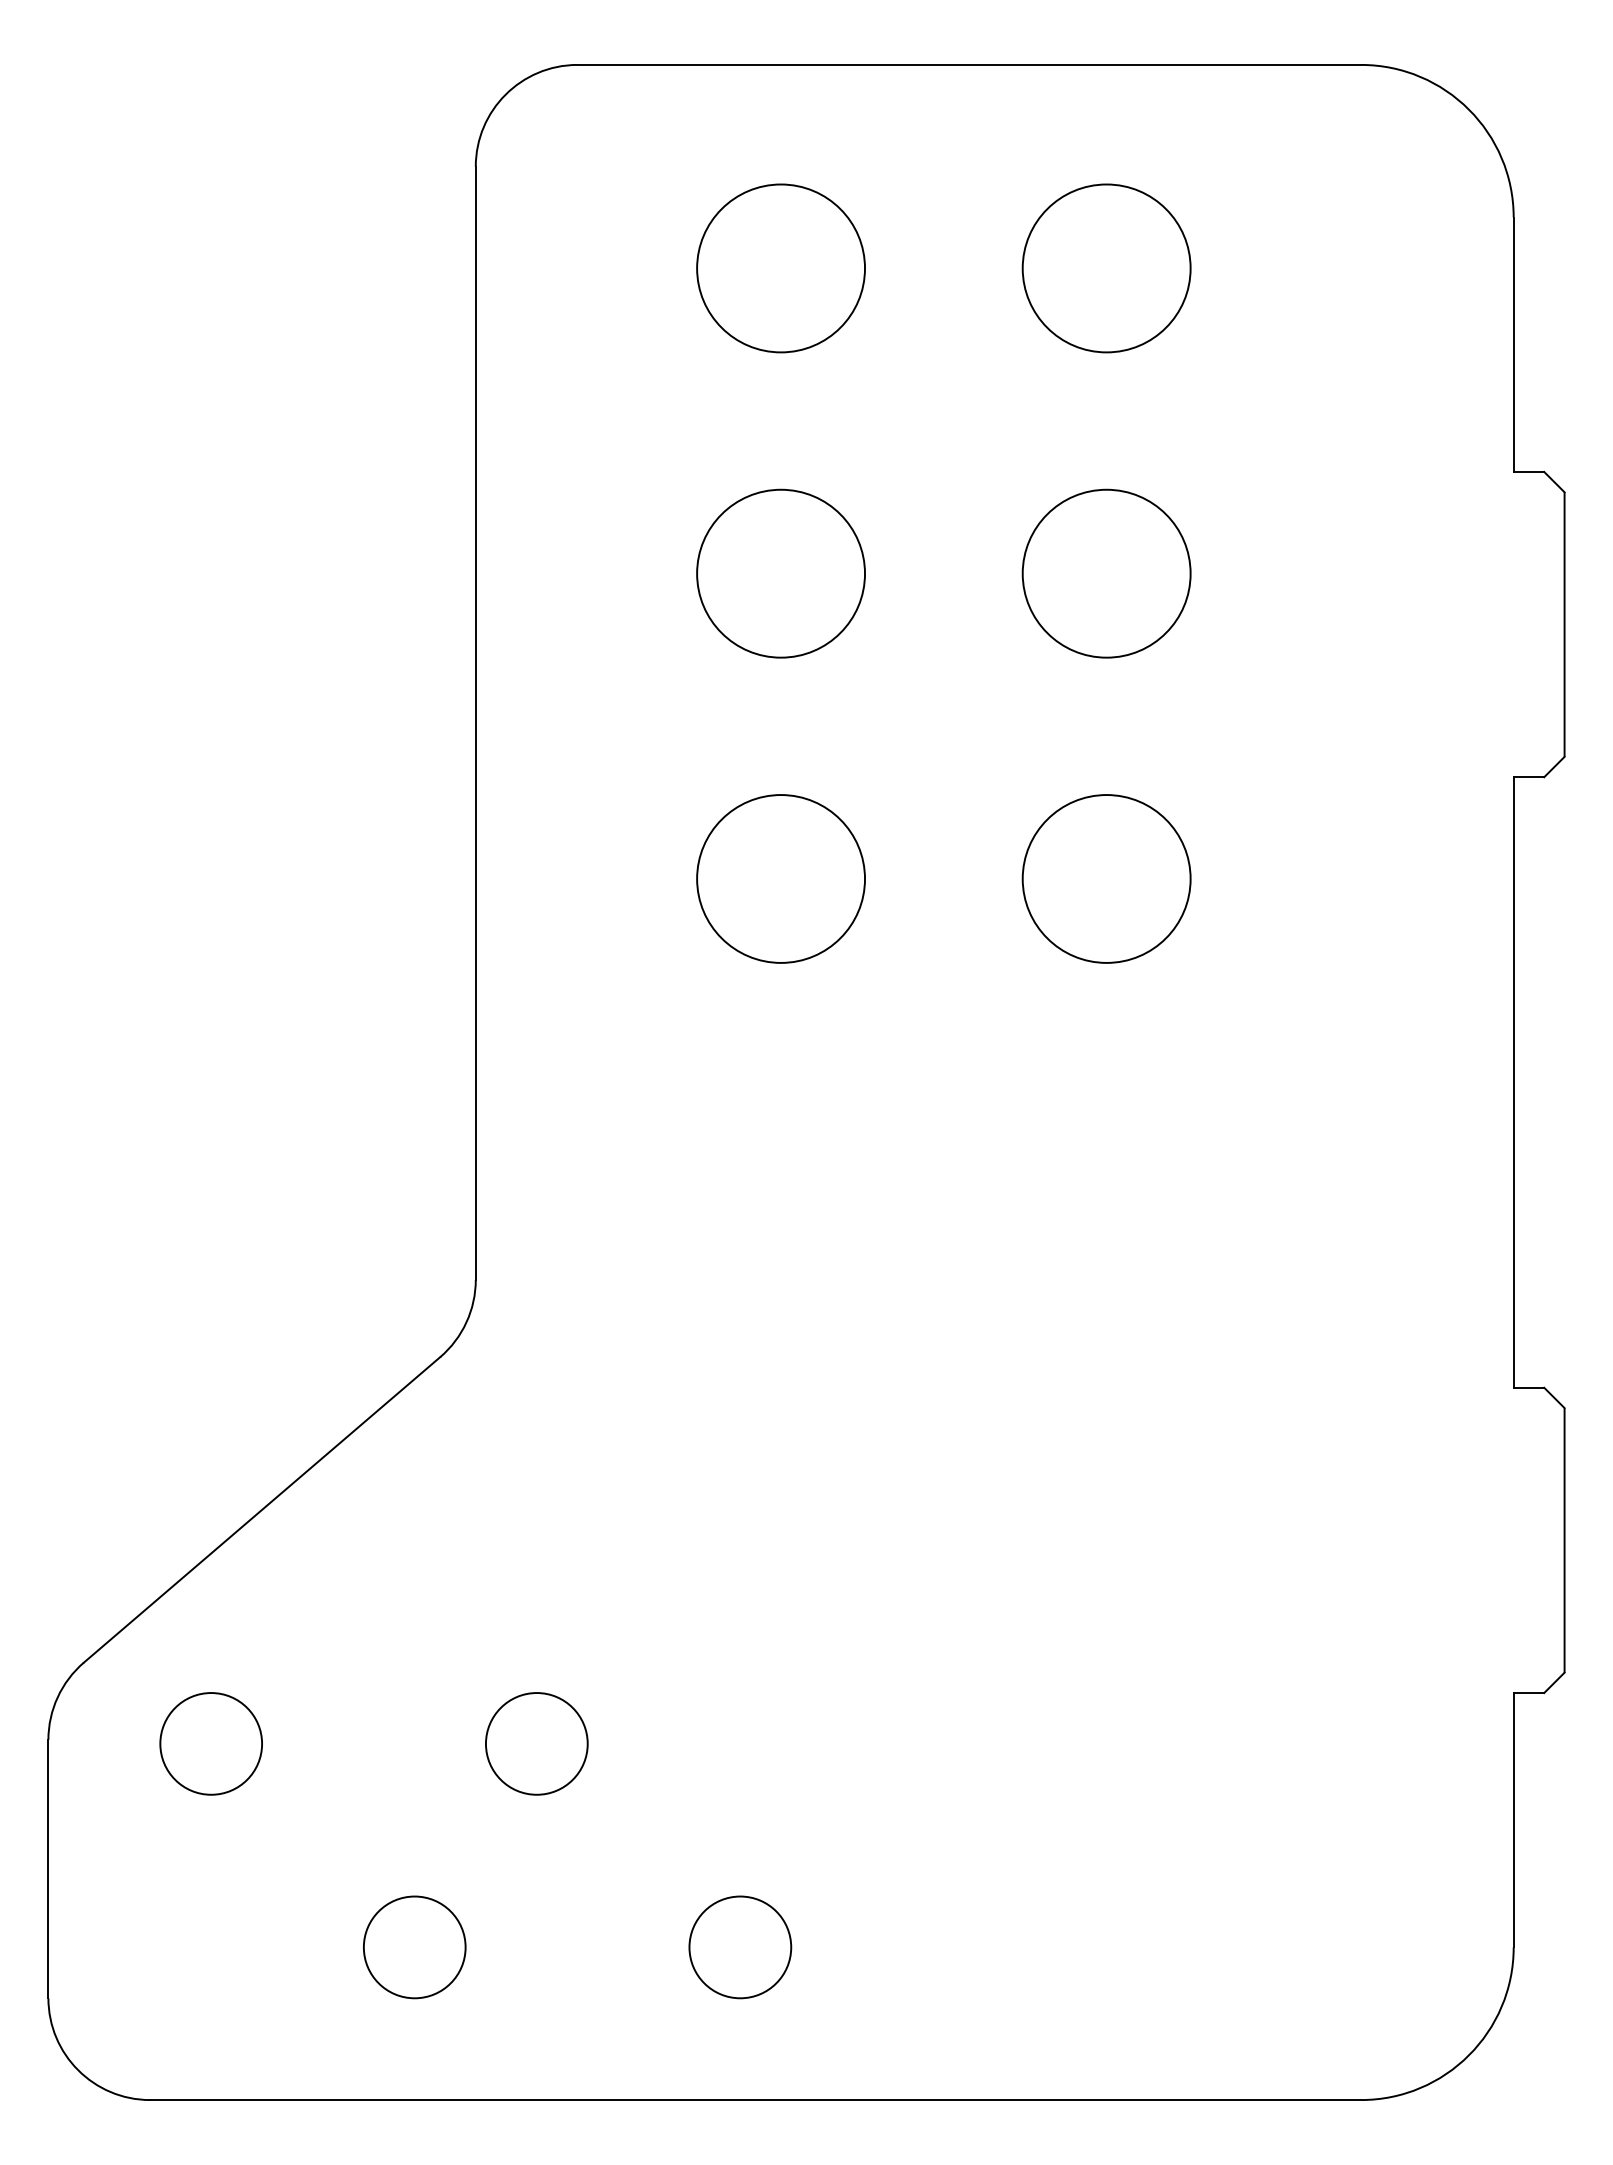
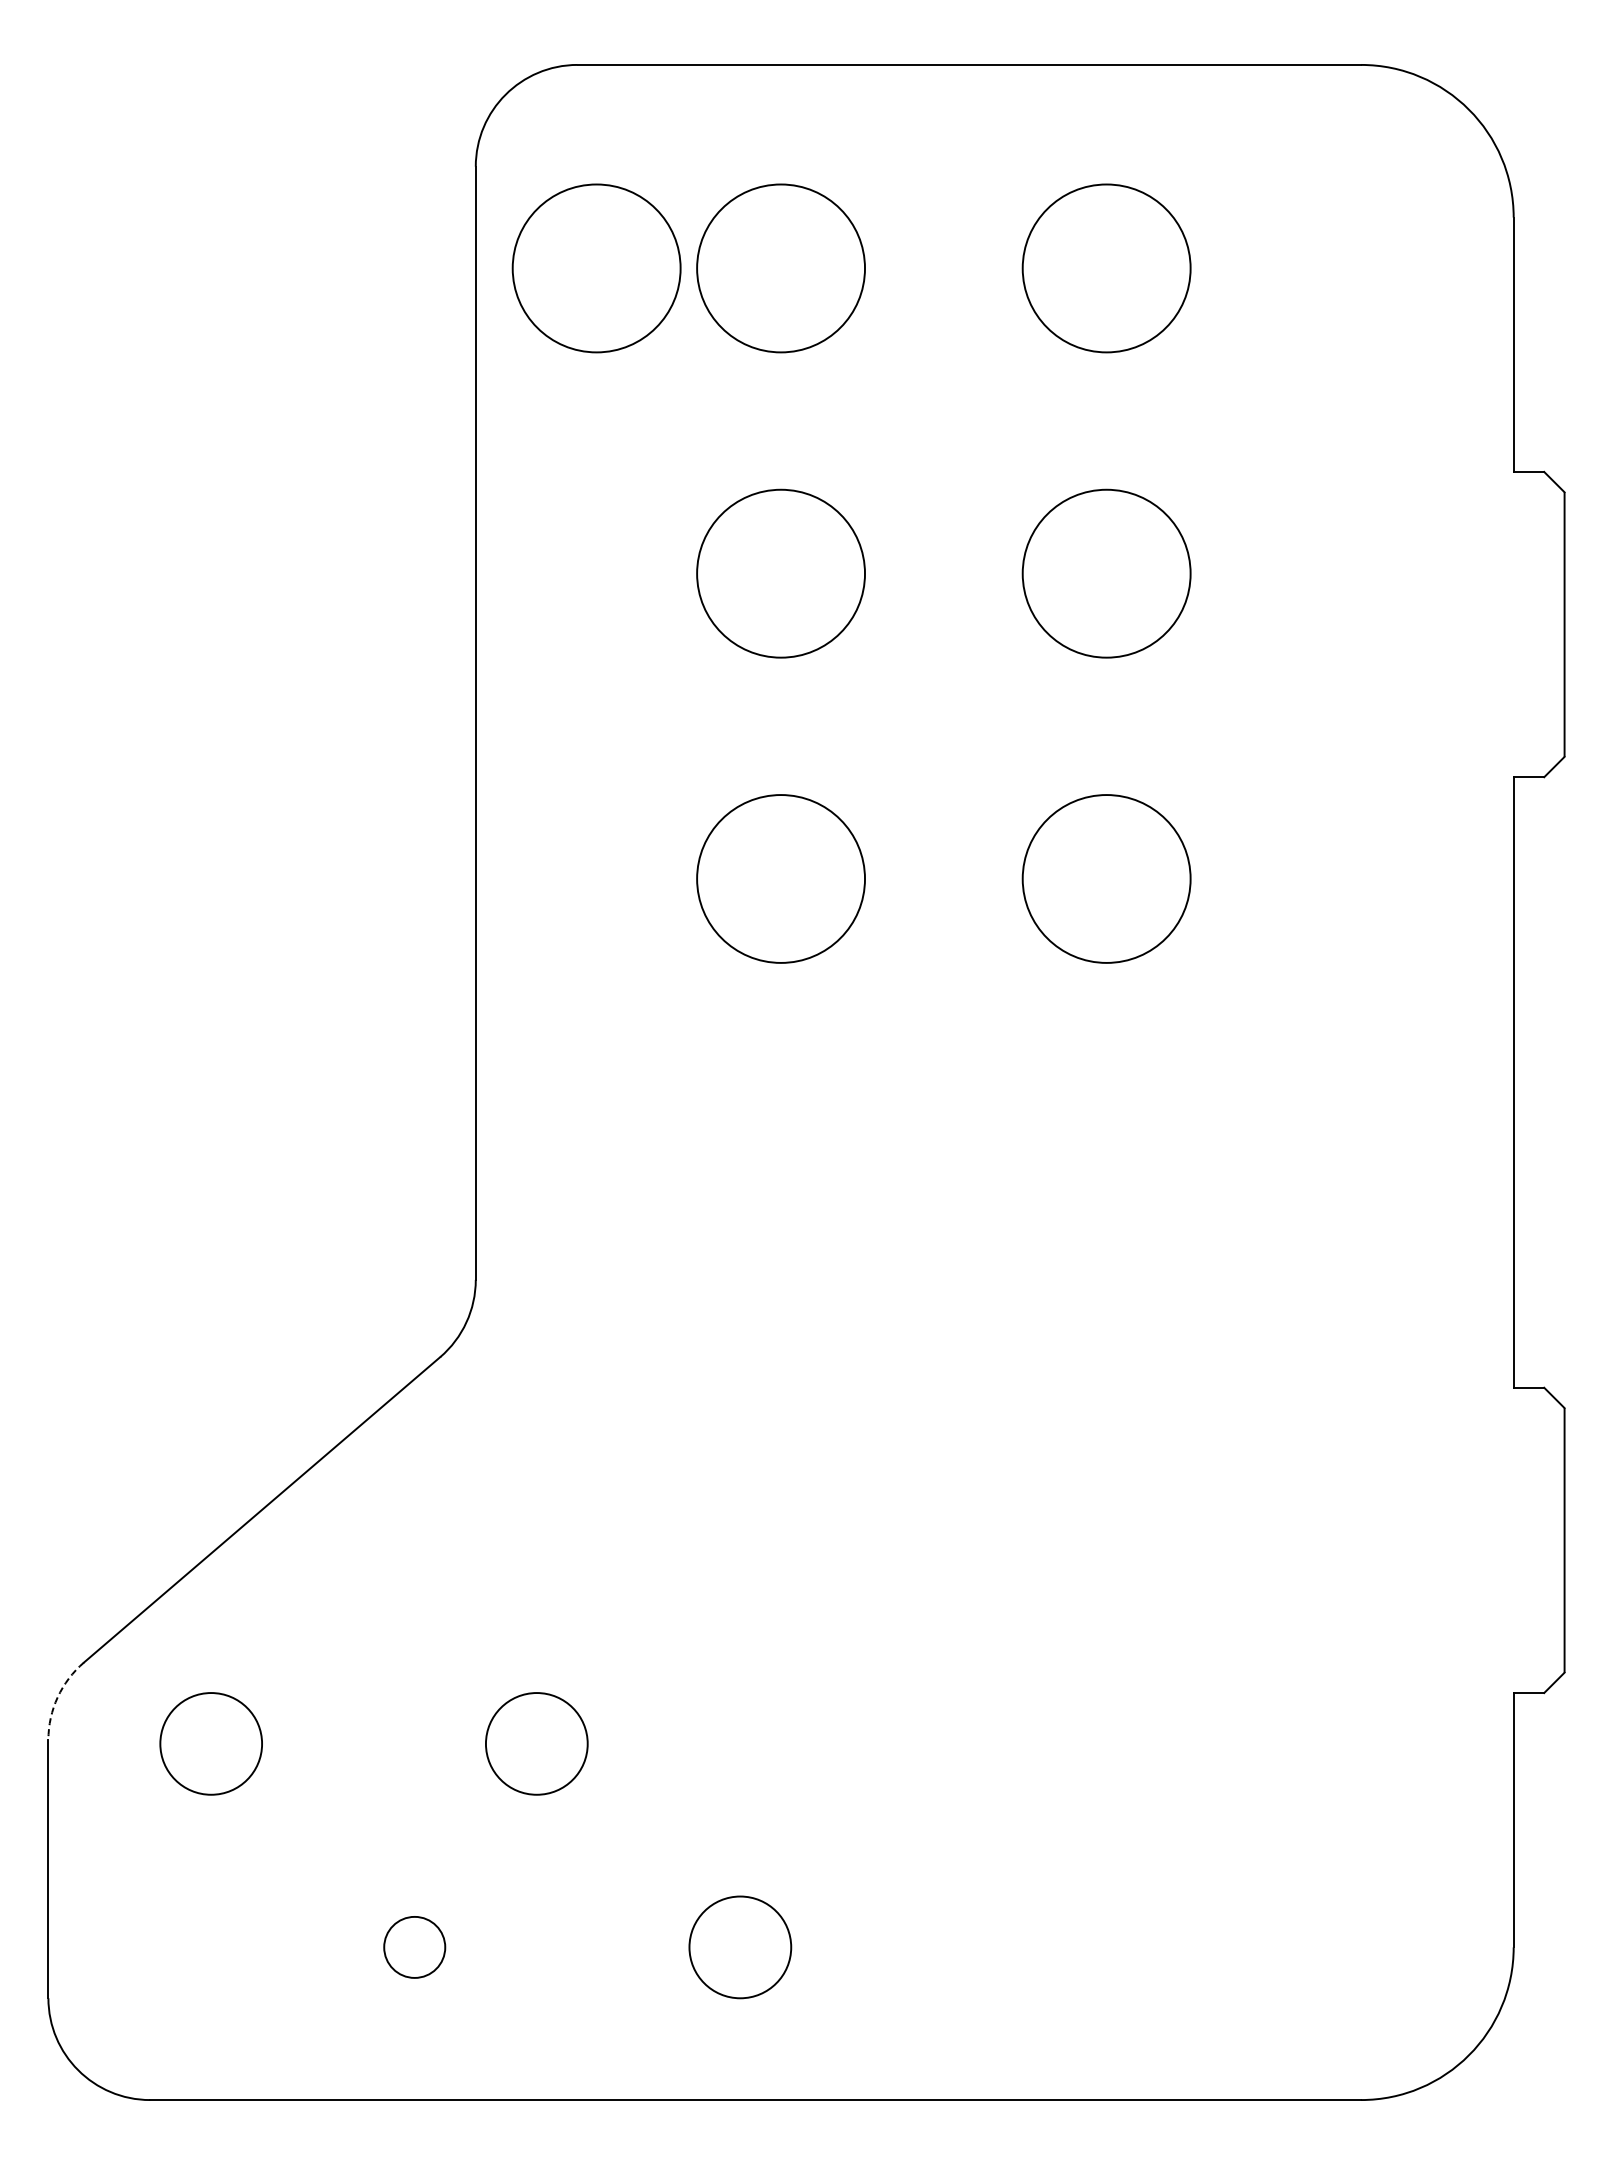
circle: none -> present (596, 268)
arc: solid -> dashed (57, 1697)
circle diameter: 102 px -> 61 px (414, 1946)
